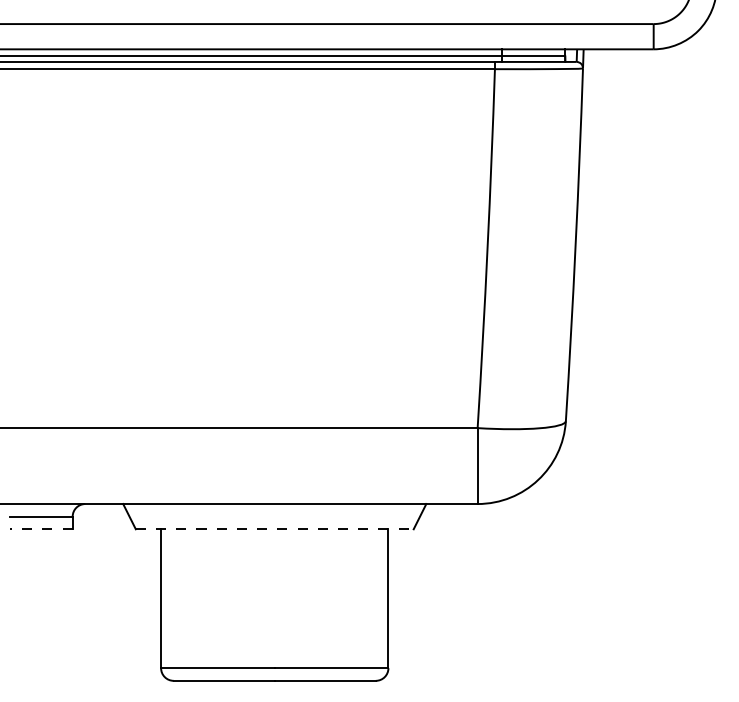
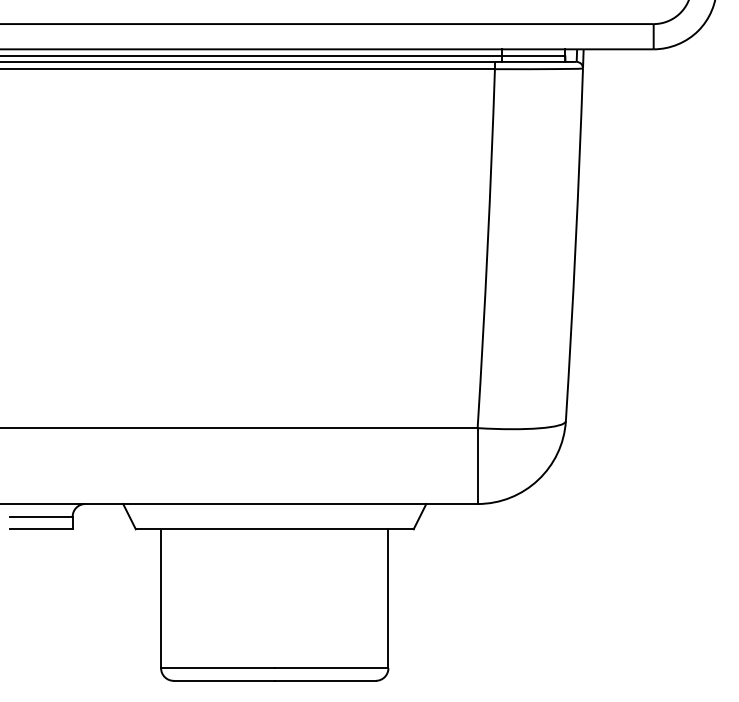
line: dashed -> solid (41, 529)
line: dashed -> solid (274, 529)
